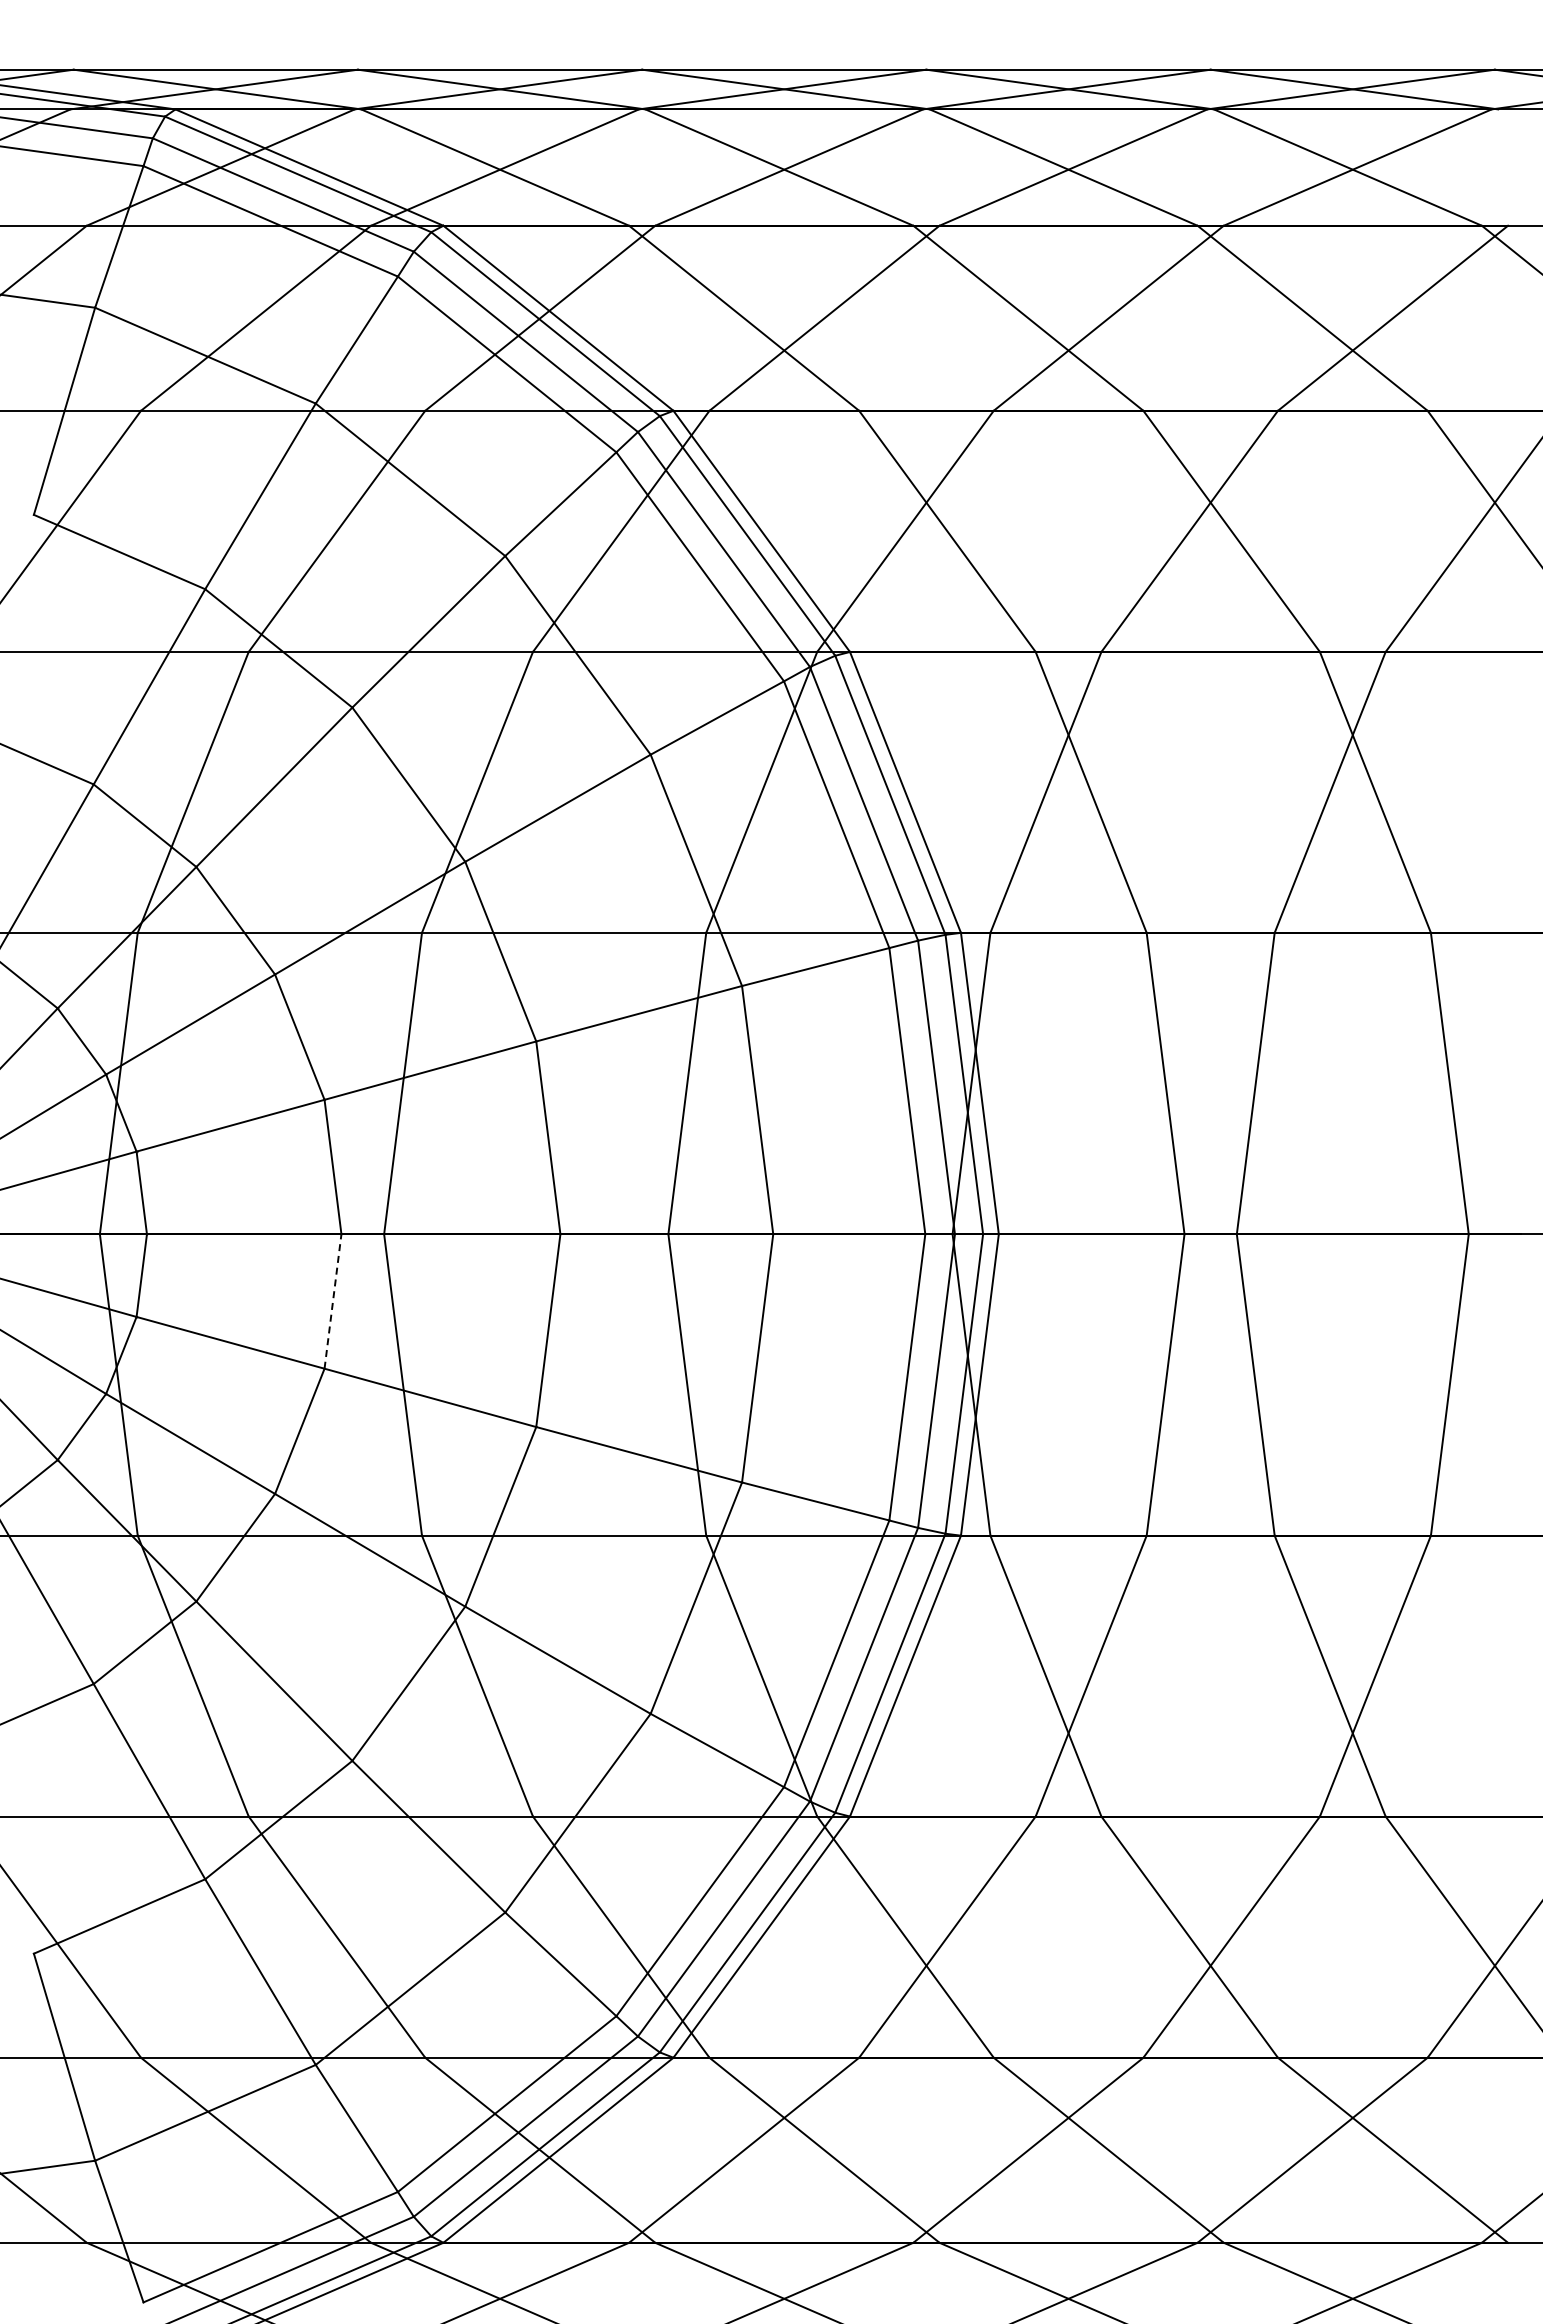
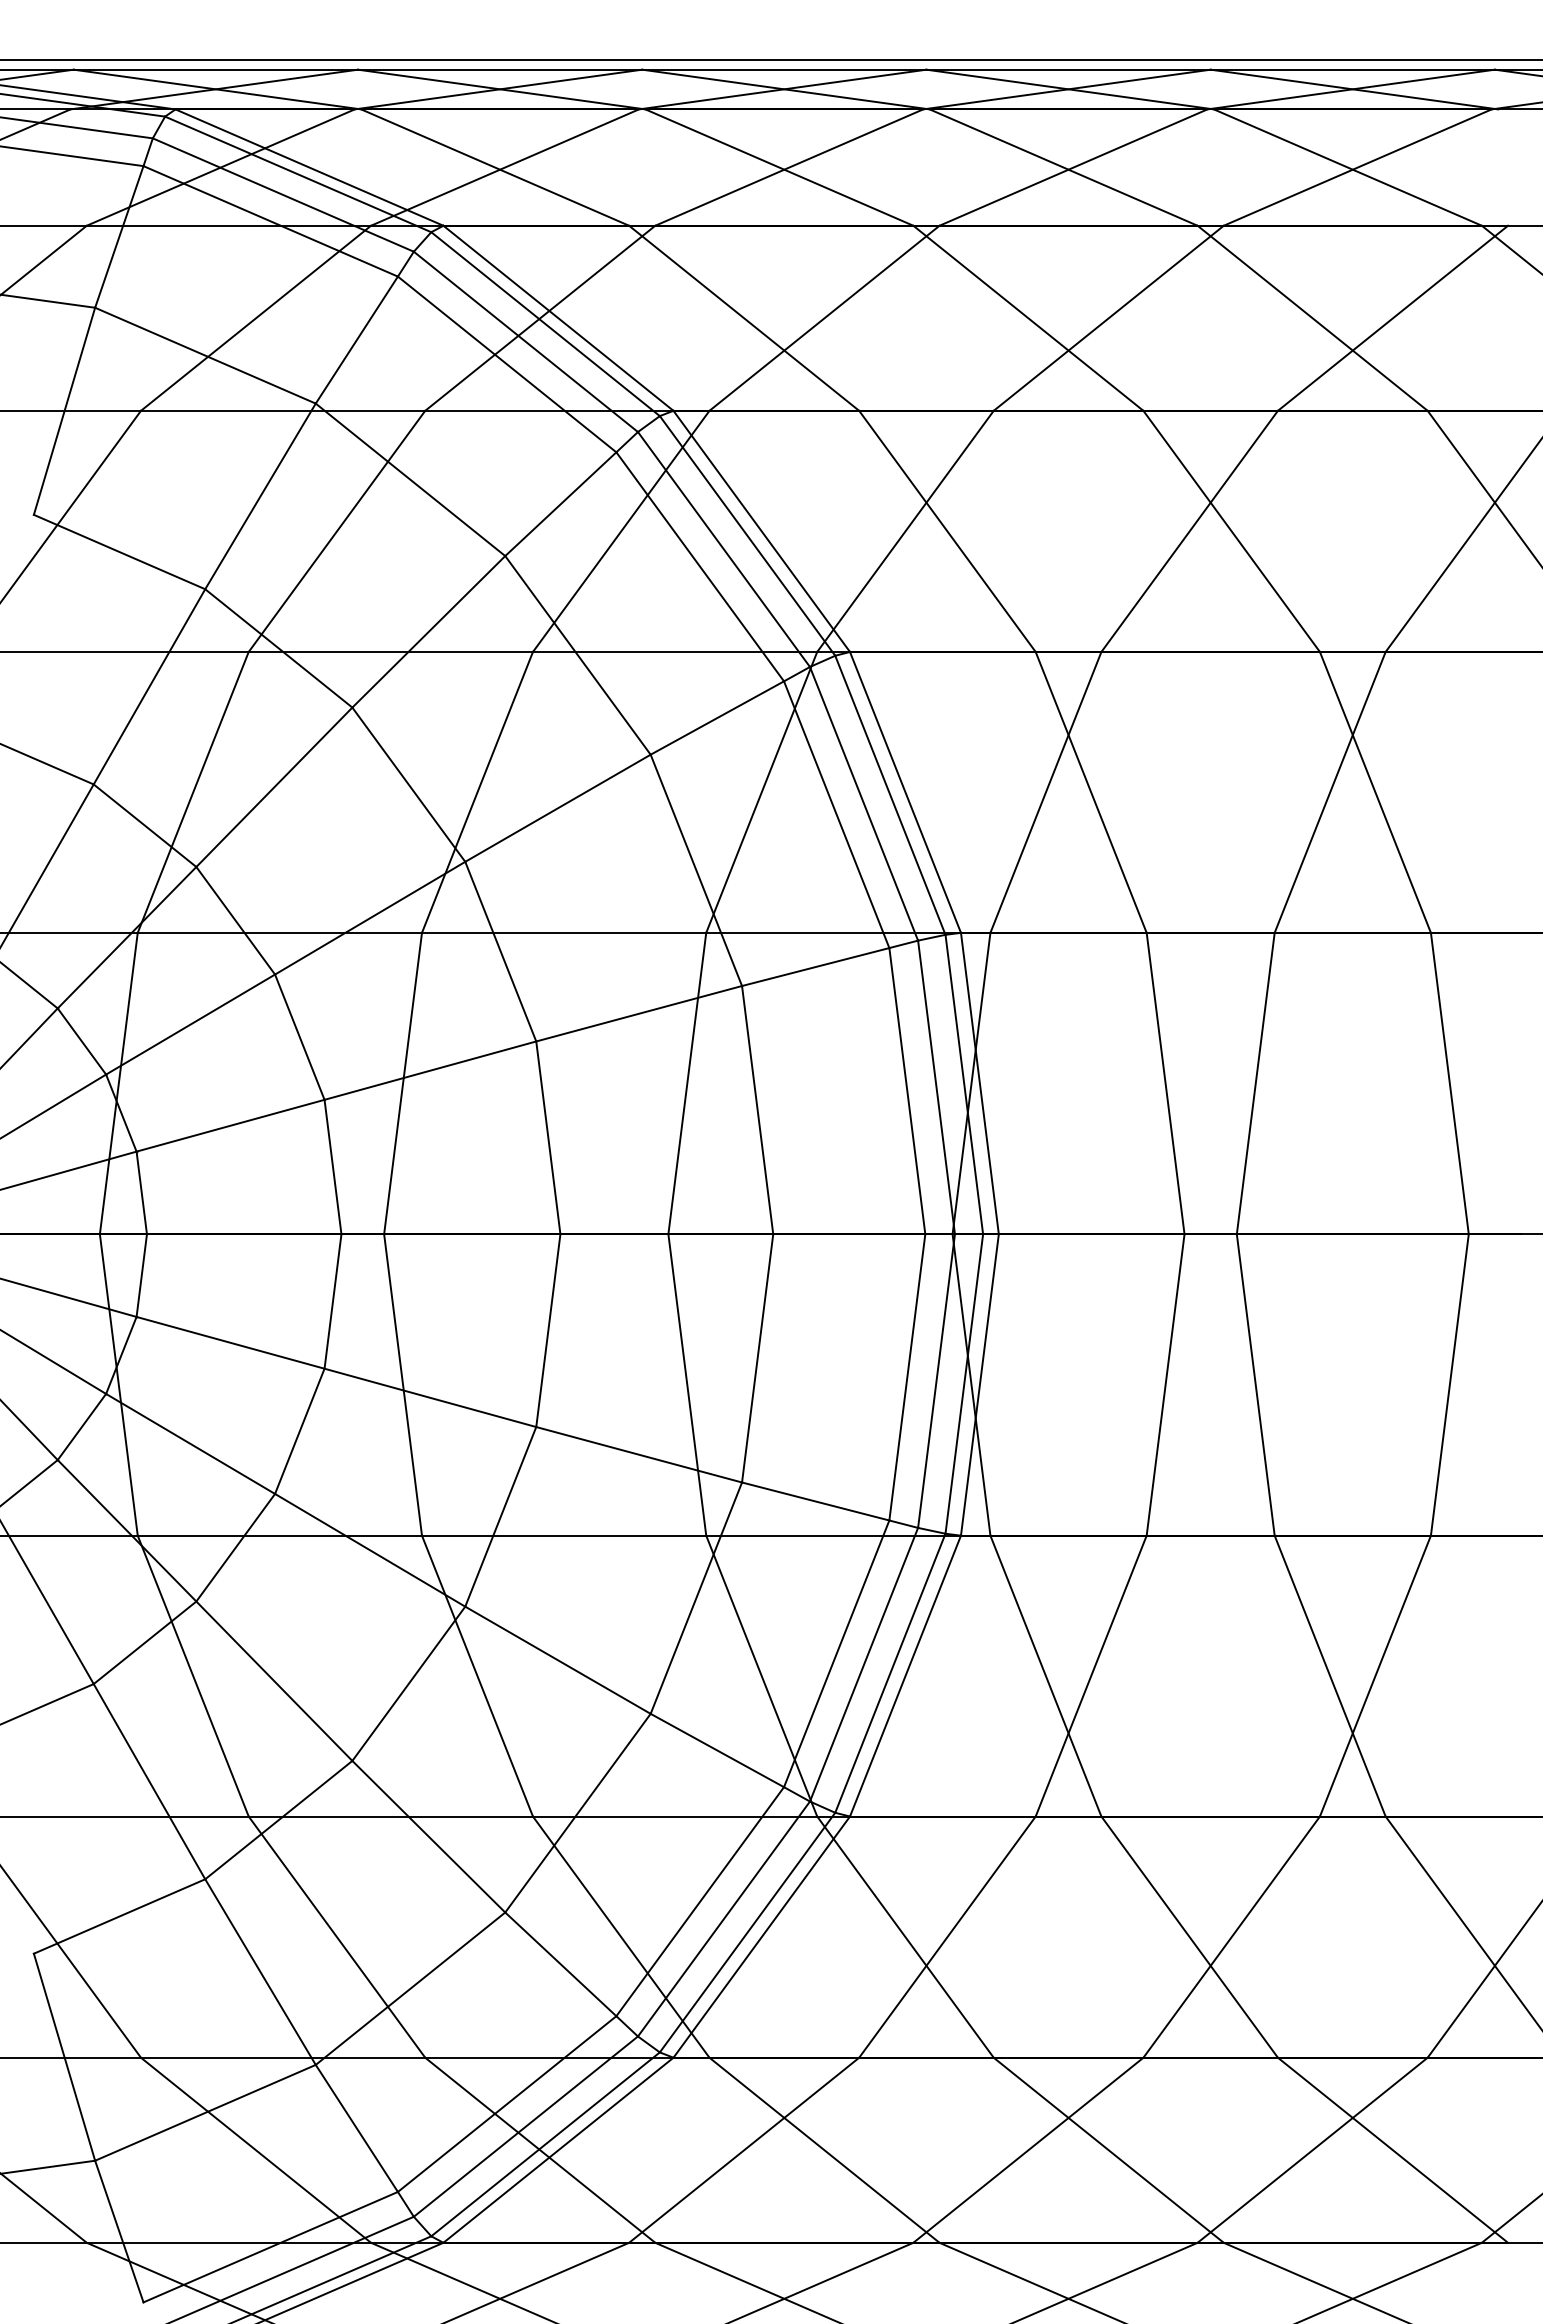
line: none -> present (770, 60)
line: dashed -> solid (333, 1301)
